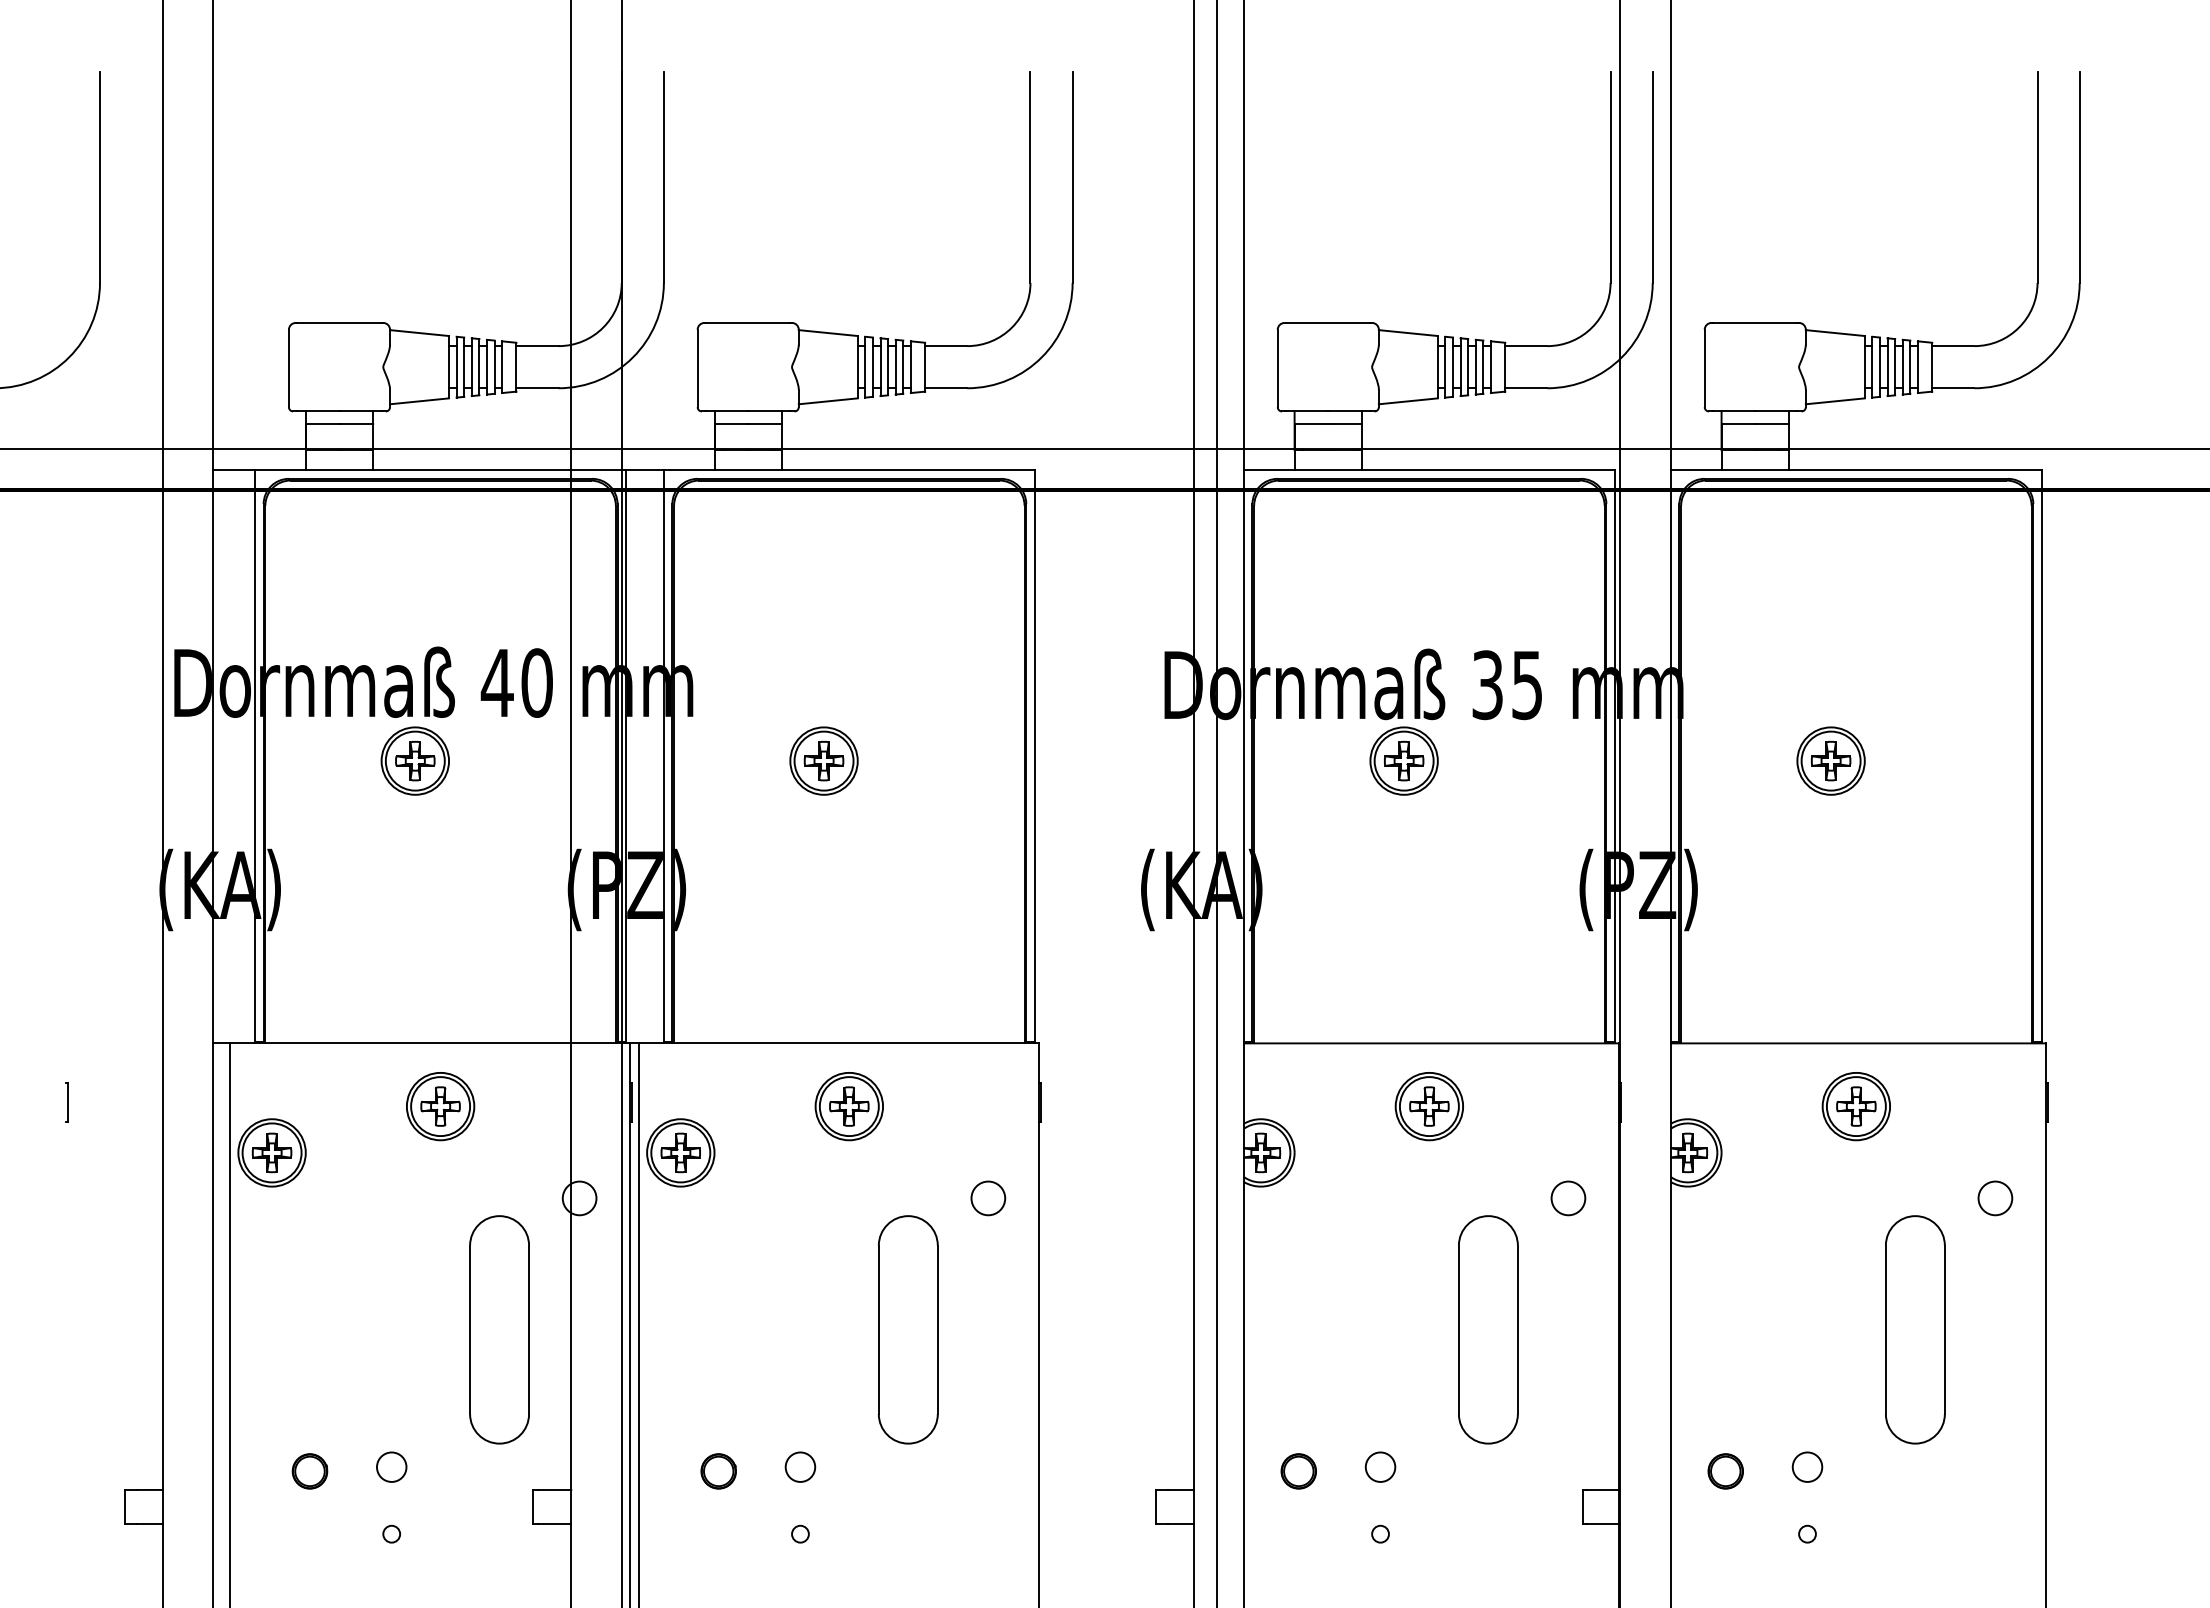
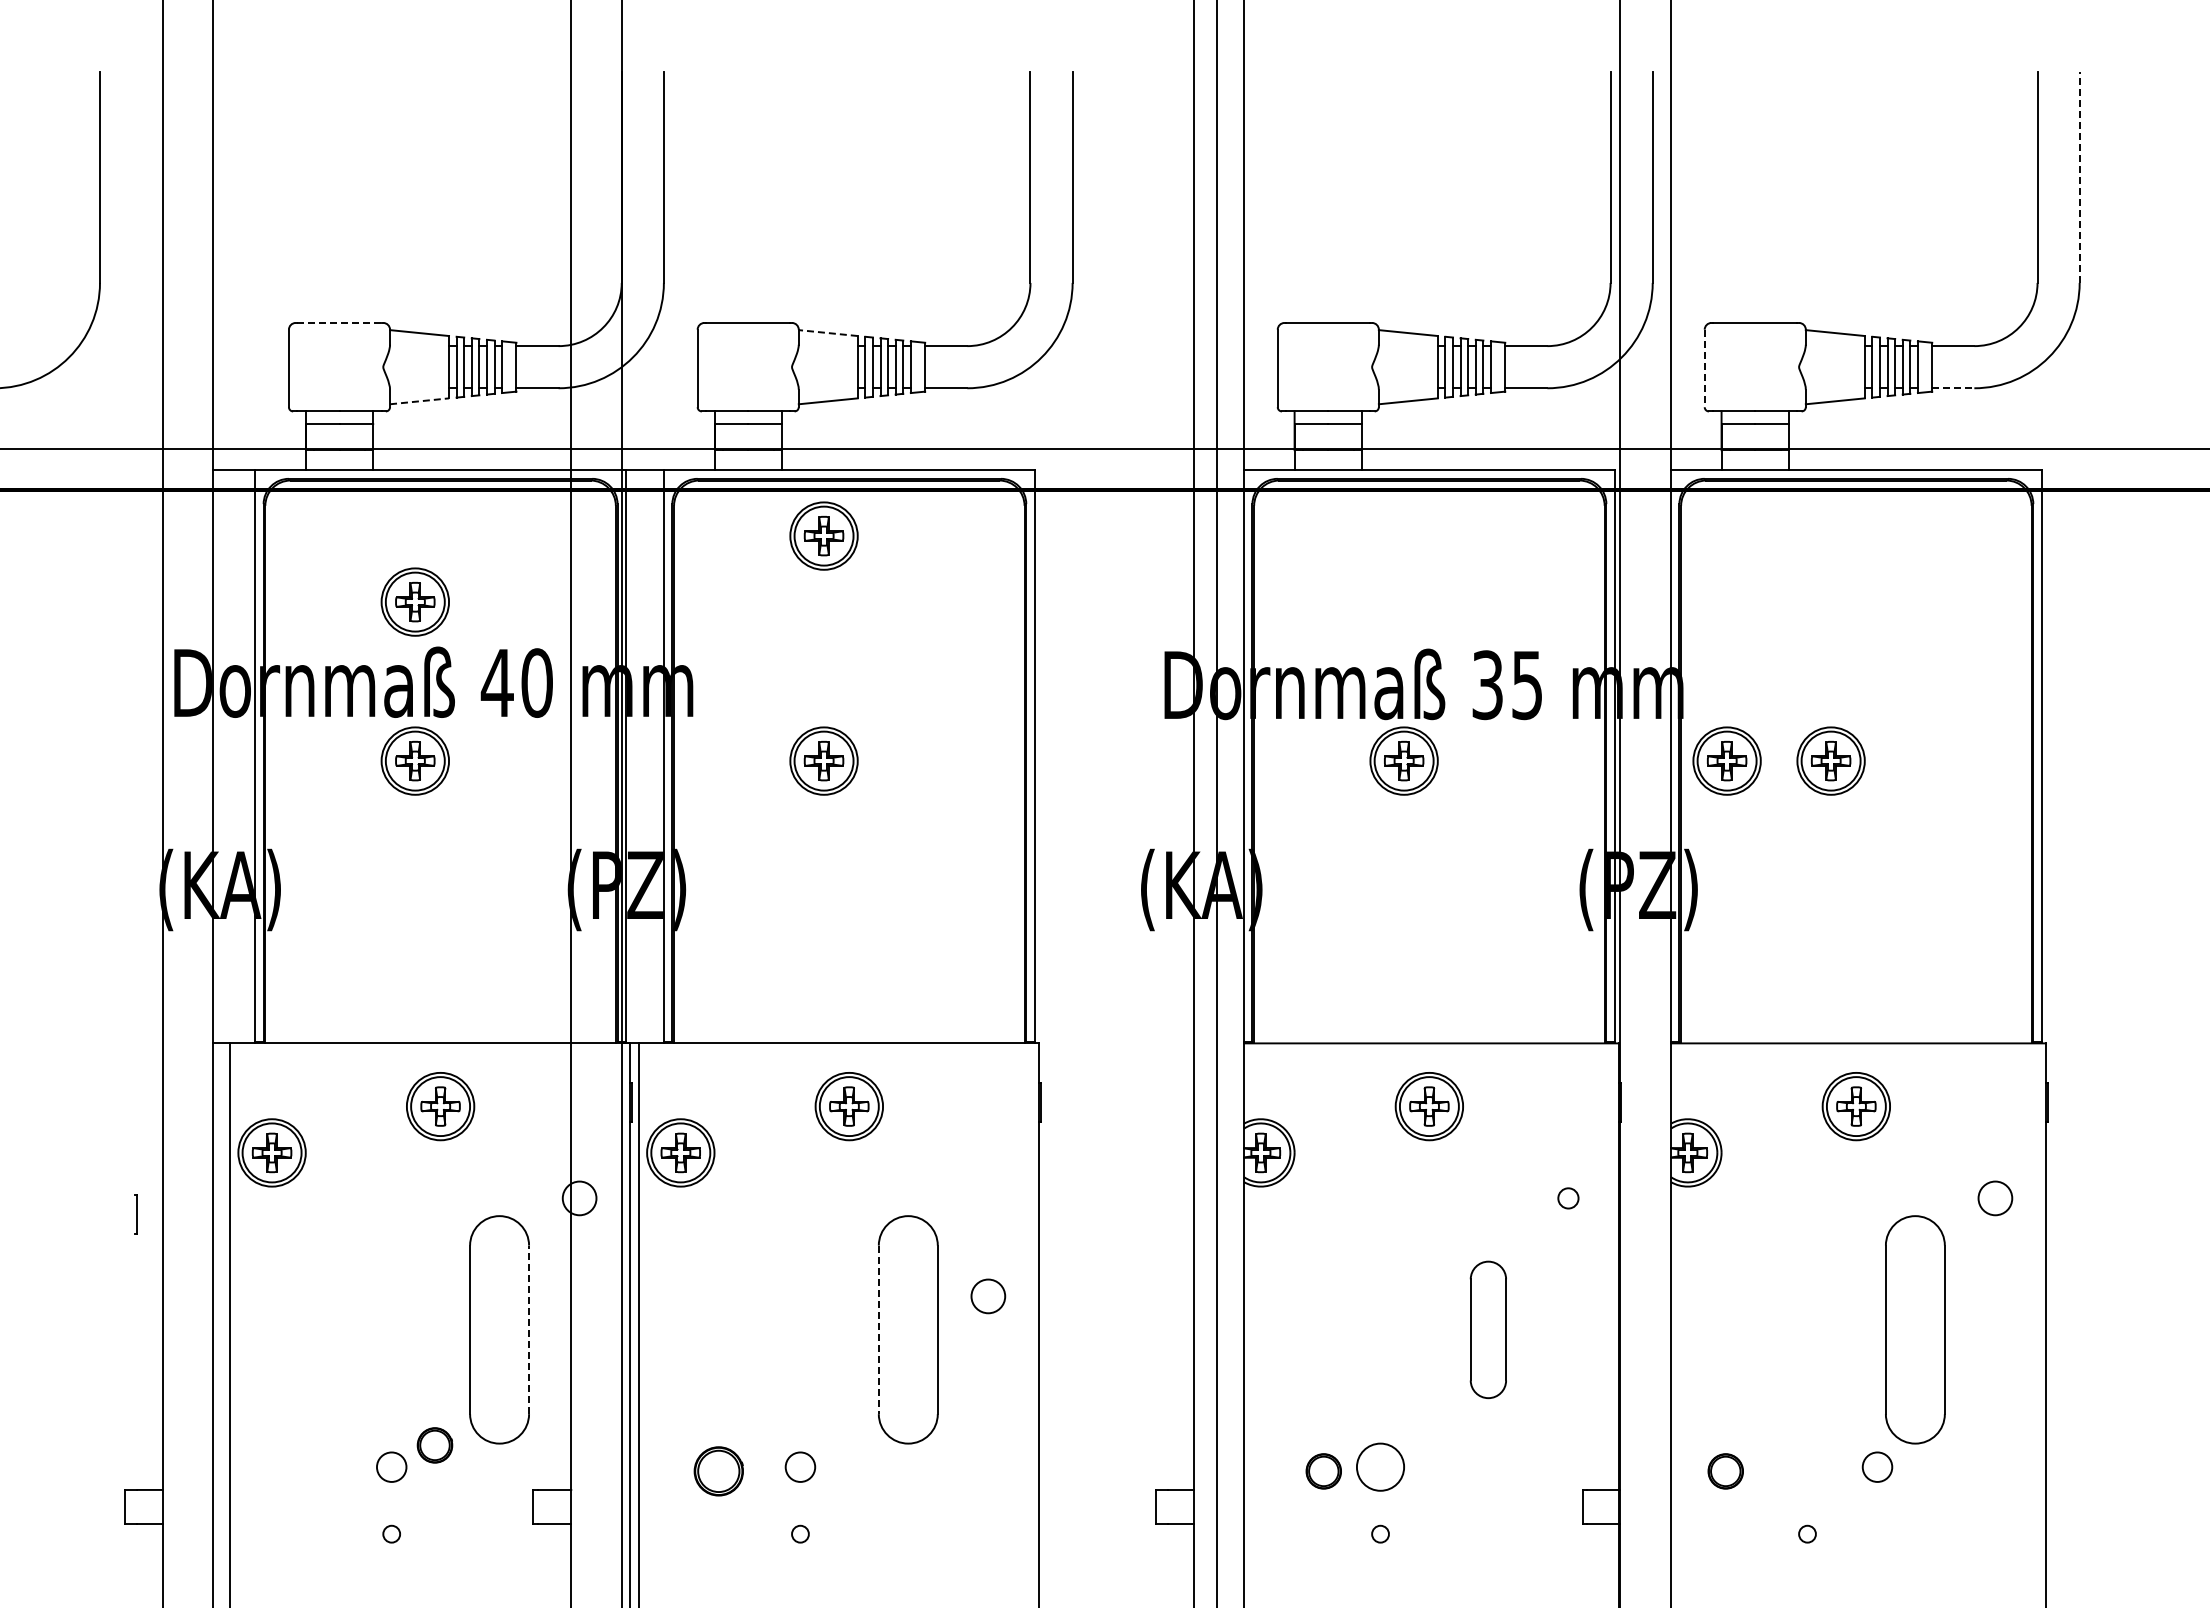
line: solid -> dashed (2079, 177)
line: solid -> dashed (339, 322)
line: solid -> dashed (828, 333)
line: solid -> dashed (1704, 368)
line: solid -> dashed (1953, 388)
line: solid -> dashed (419, 401)
part: none -> present (823, 535)
part: none -> present (414, 601)
part: none -> present (1726, 760)
part position: (66, 1102) -> (135, 1214) (135, 1214)
circle position: (988, 1198) -> (988, 1296) (988, 1296)
circle diameter: 34 px -> 20 px (1568, 1198)
line: solid -> dashed (529, 1329)
part size: 61x230 px -> 38x140 px (1487, 1329)
line: solid -> dashed (878, 1330)
circle diameter: 29 px -> 47 px (1380, 1466)
circle position: (1807, 1466) -> (1877, 1466) (1877, 1466)
part position: (309, 1471) -> (434, 1445) (434, 1445)
part size: 37x37 px -> 51x51 px (718, 1471)
part position: (1298, 1471) -> (1323, 1471) (1323, 1471)
